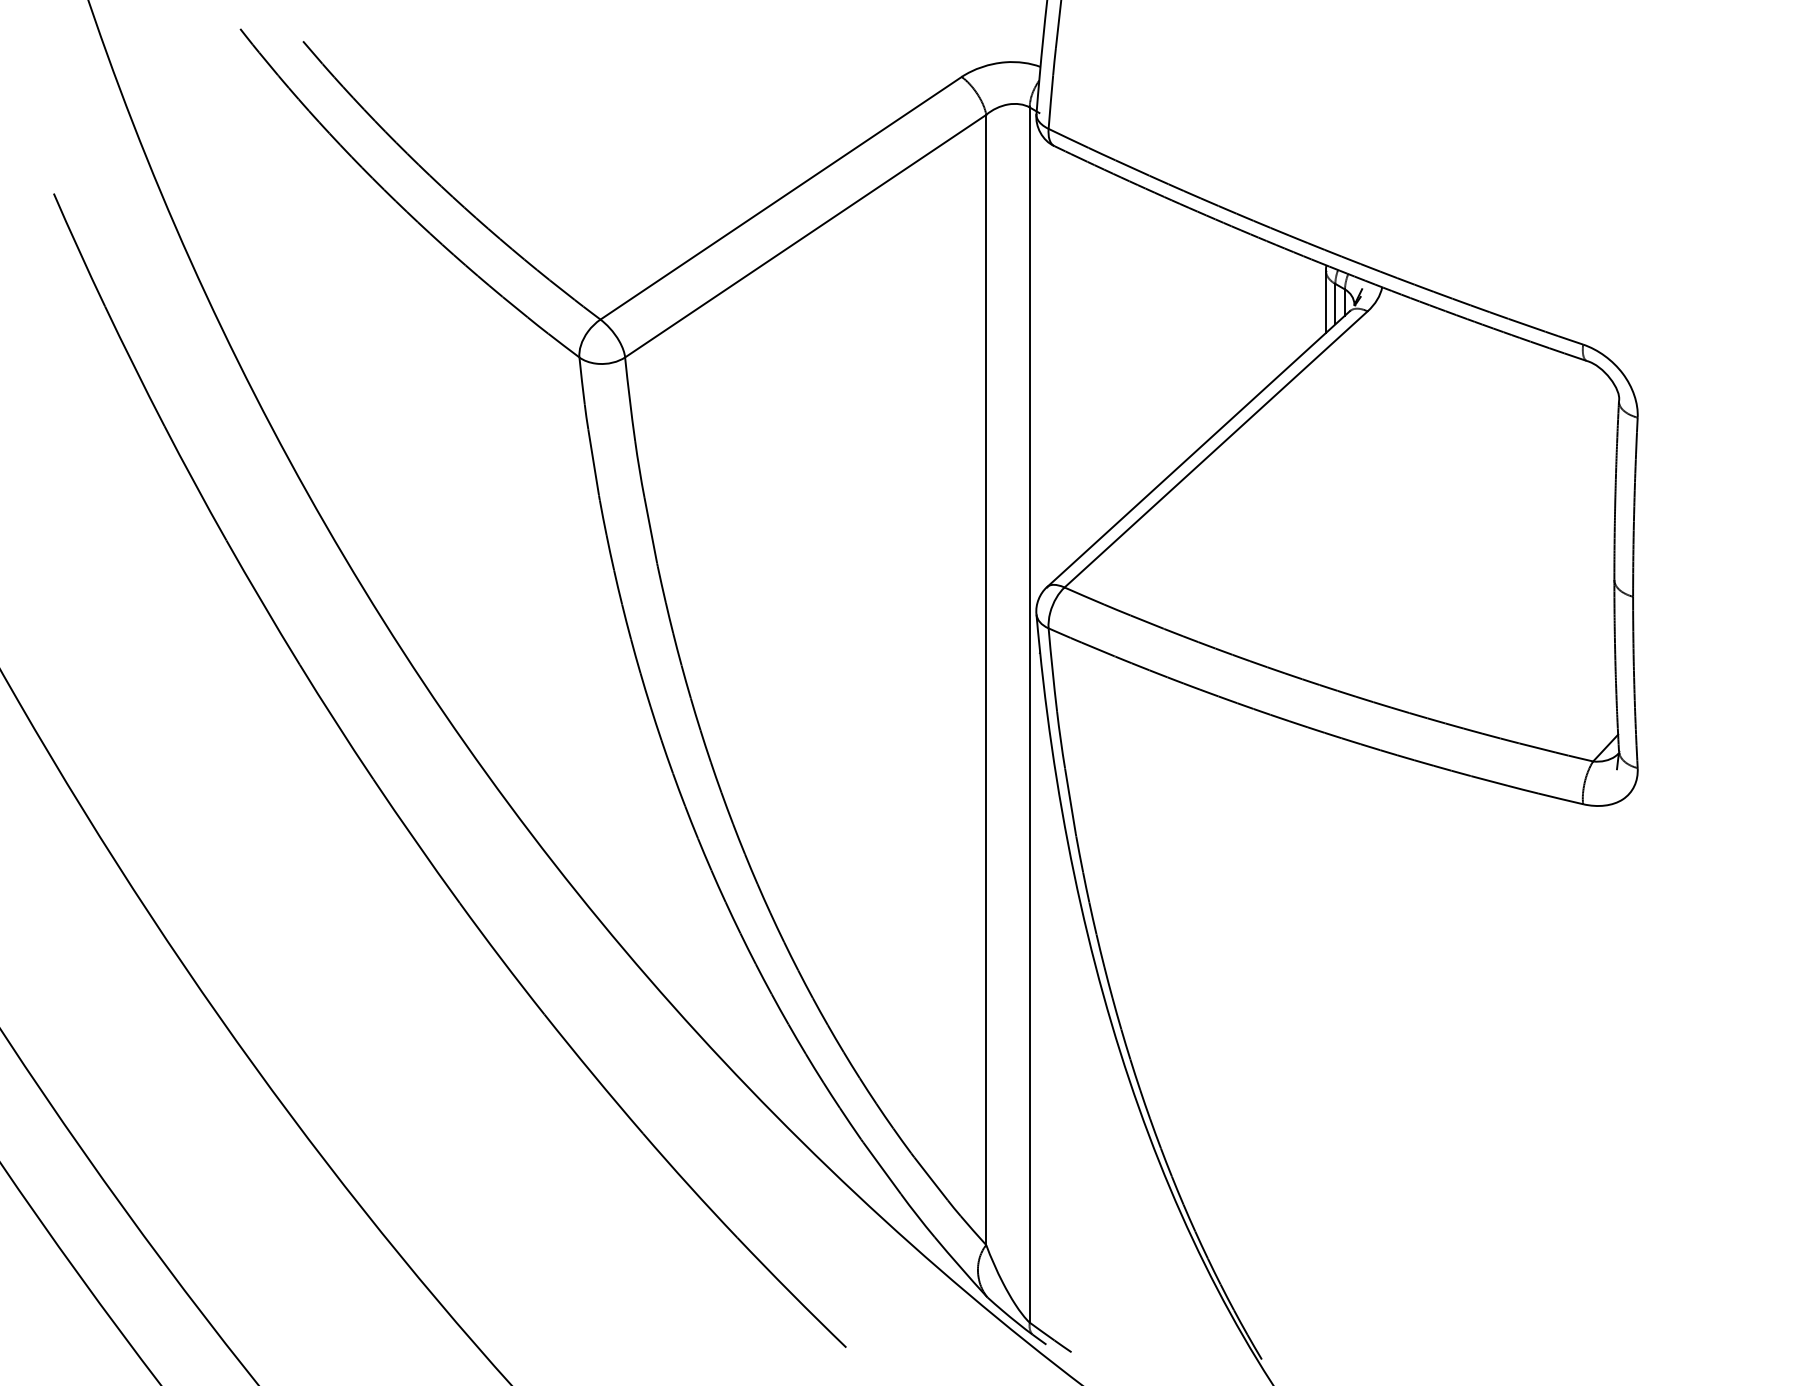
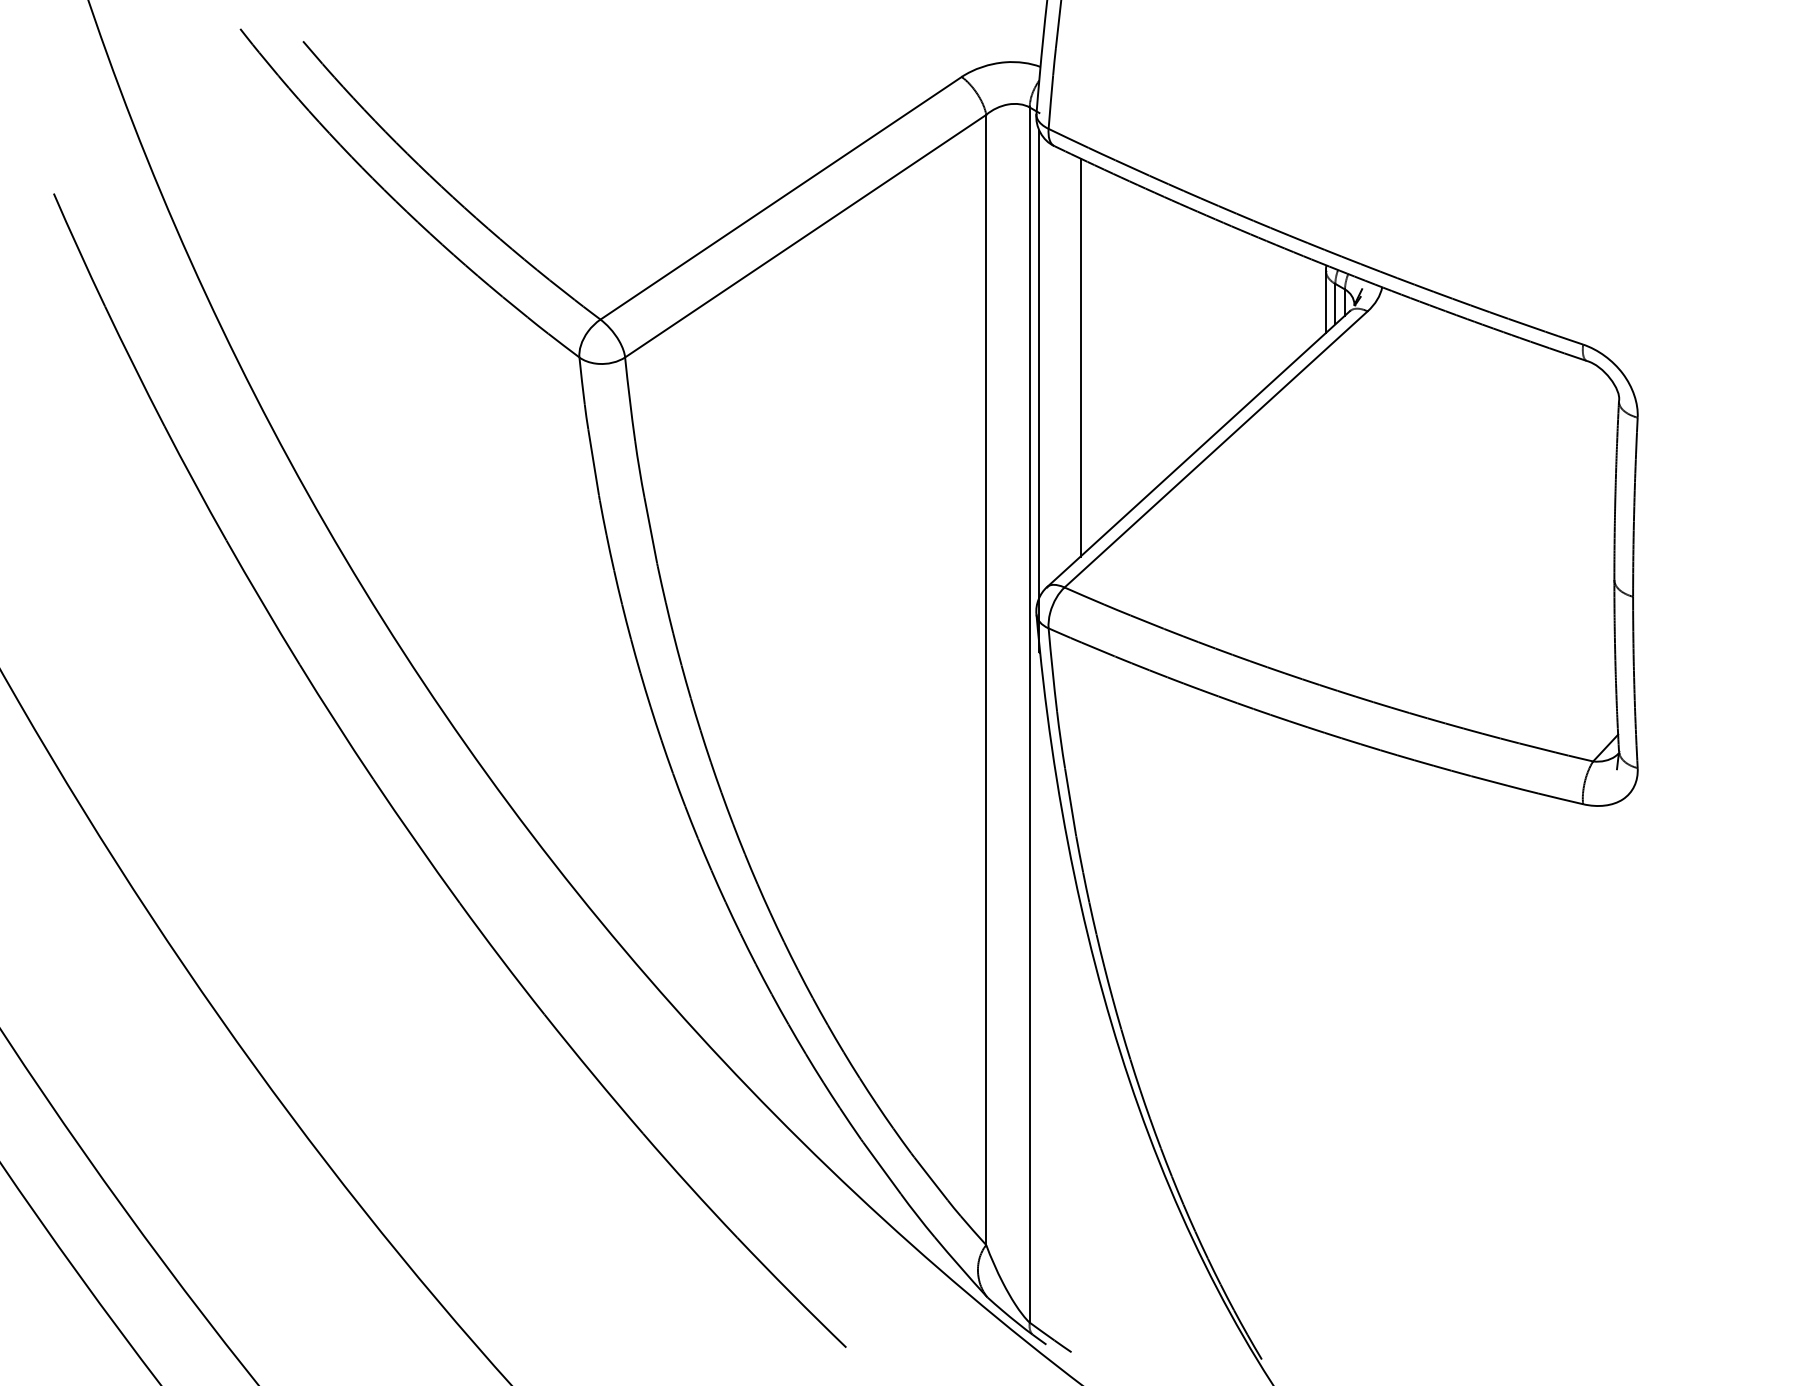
line: none -> present (1080, 357)
line: none -> present (1039, 391)
